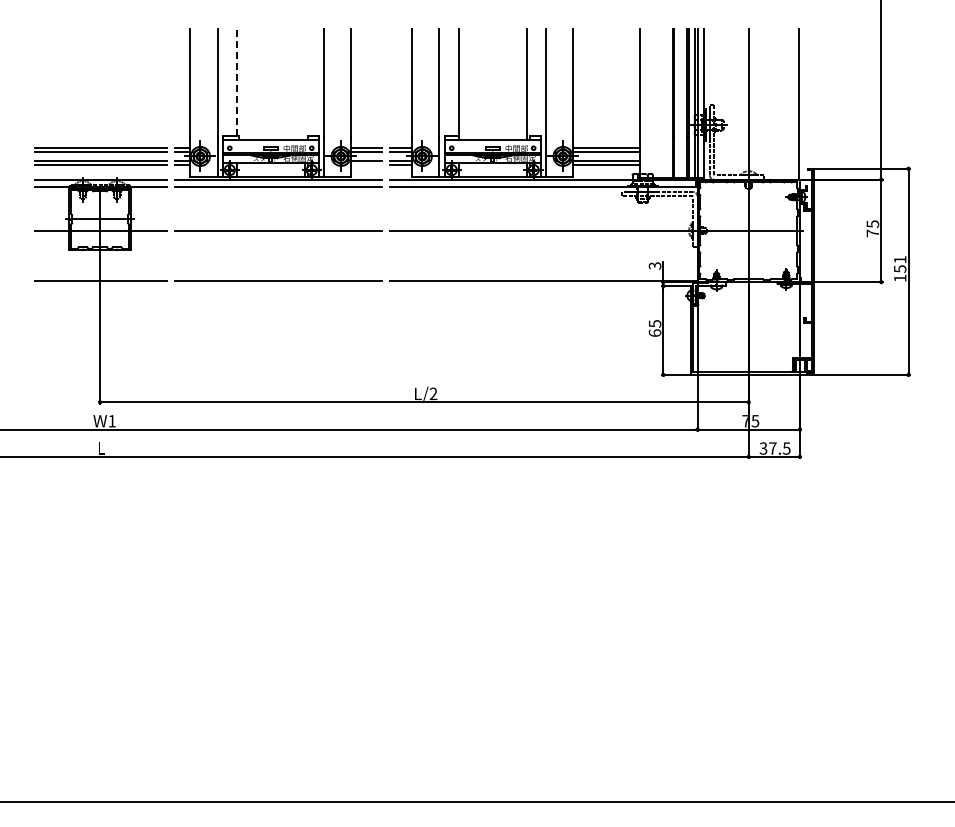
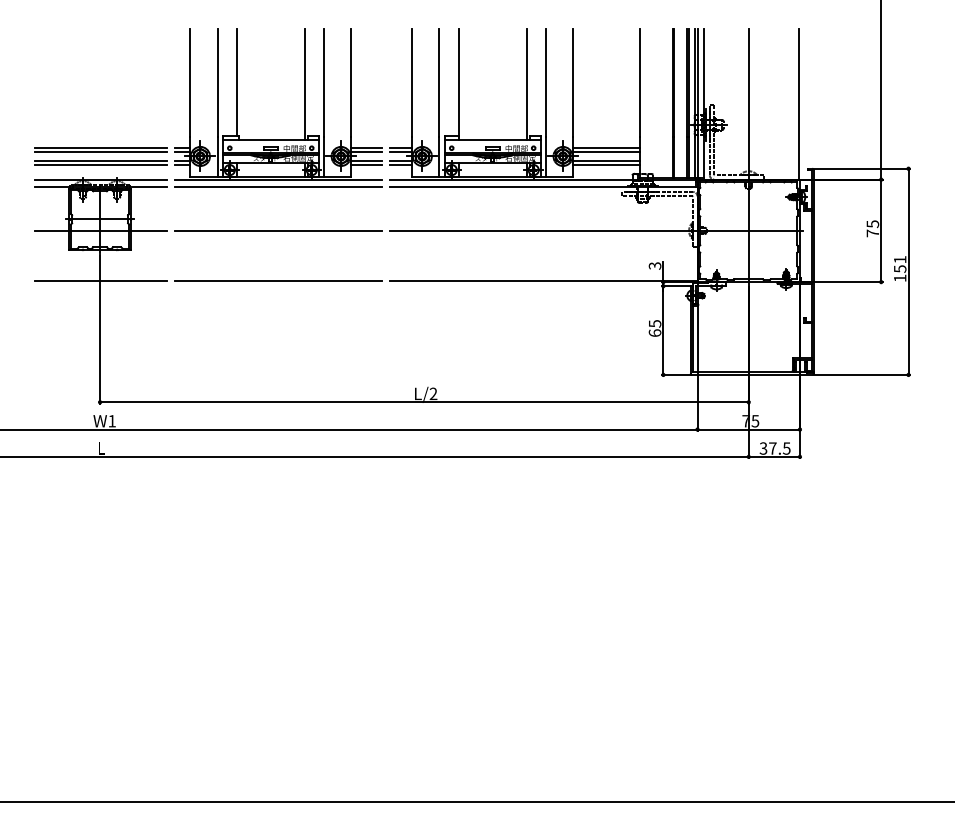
line: dashed -> solid (236, 82)
line: none -> present (304, 84)
line: none -> present (366, 165)
